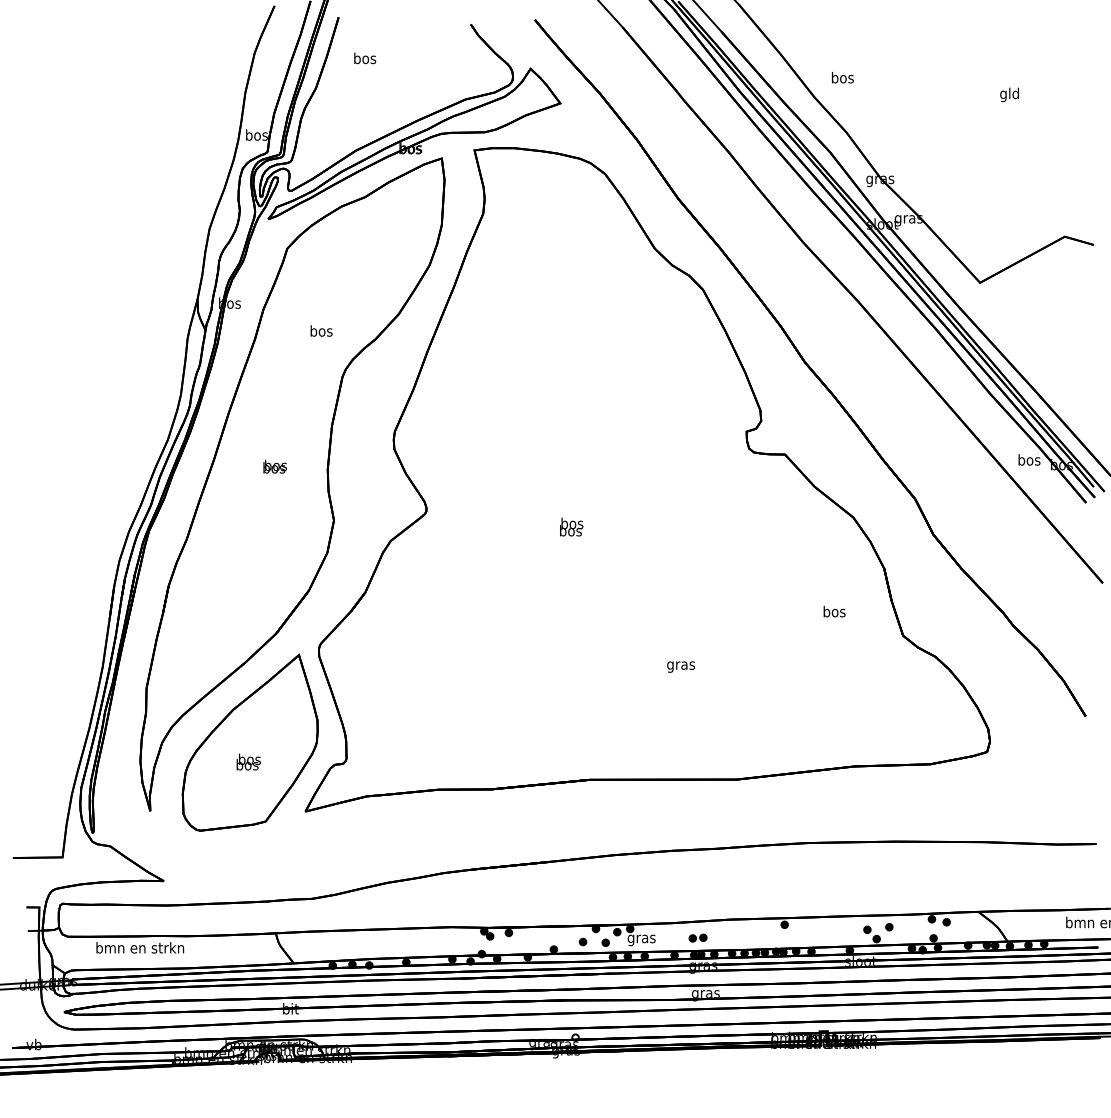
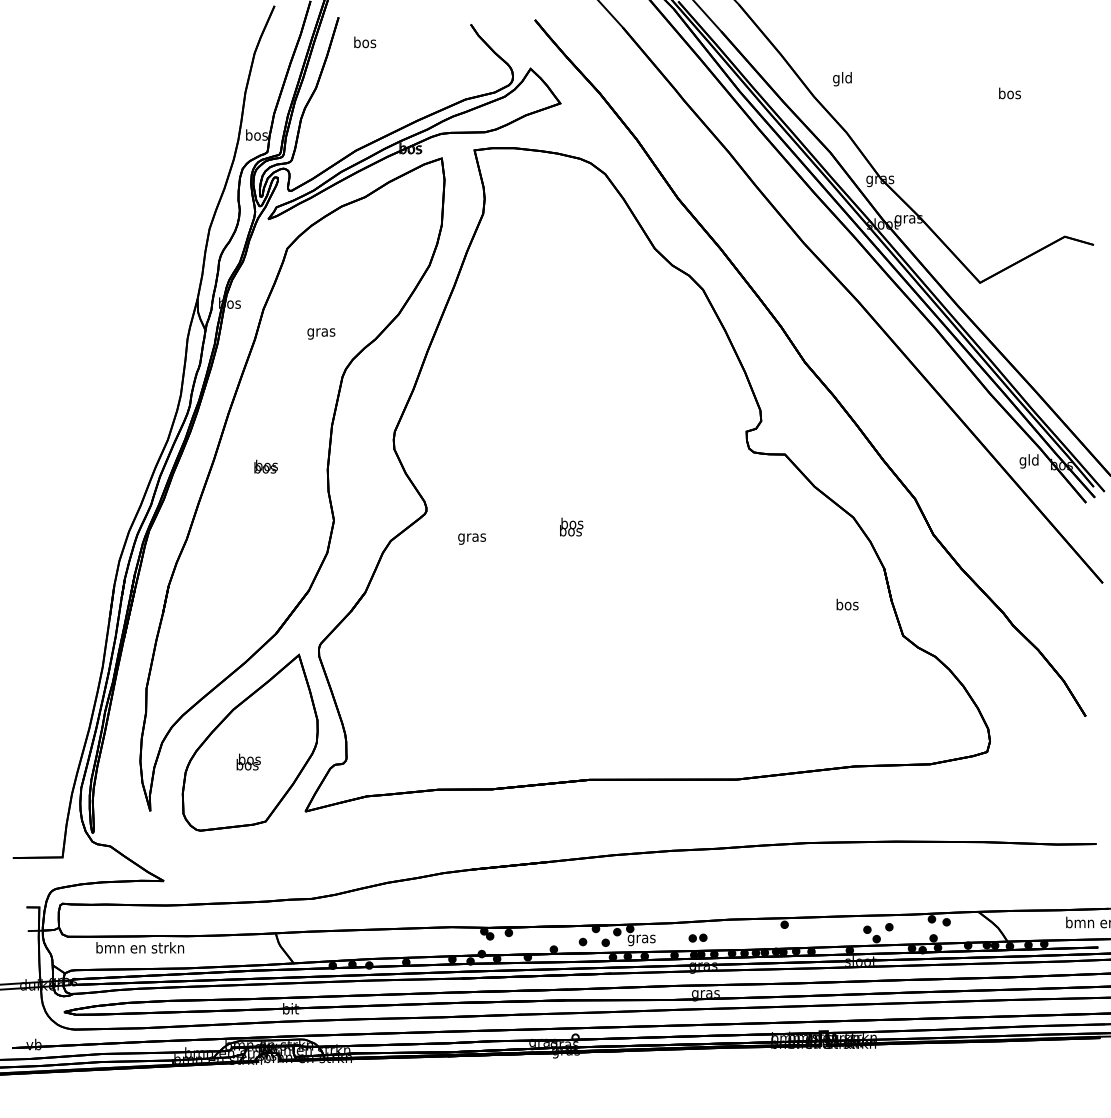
text position: (365, 58) -> (365, 42) (365, 42)
text: bos -> gld (842, 79)
text: gld -> bos (1009, 94)
text: bos -> gras (321, 332)
text: bos -> gld (1029, 461)
text position: (274, 466) -> (265, 466) (265, 466)
text position: (834, 611) -> (847, 604) (847, 604)
text position: (680, 666) -> (471, 538) (471, 538)
